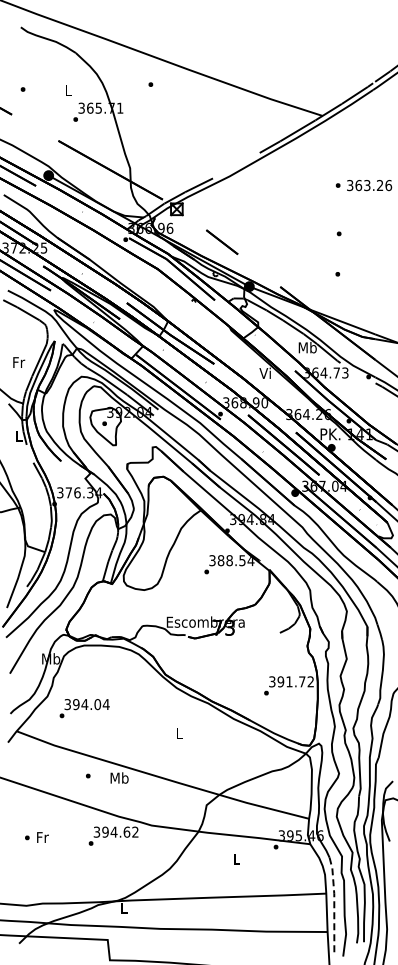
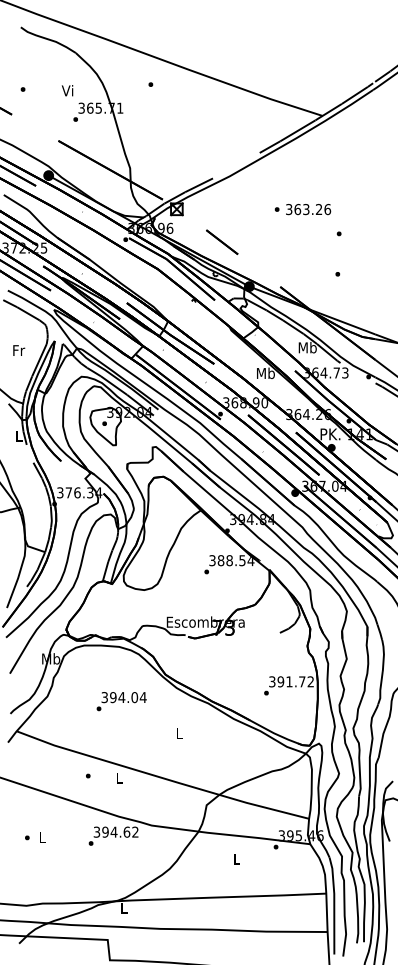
text: L -> Vi (67, 90)
text position: (363, 185) -> (302, 209) (302, 209)
text position: (19, 362) -> (19, 350) (19, 350)
text: Vi -> Mb (265, 373)
text position: (84, 708) -> (121, 701) (121, 701)
text: Mb -> L (119, 777)
text: Fr -> L (42, 837)
line: dashed -> solid (334, 904)
